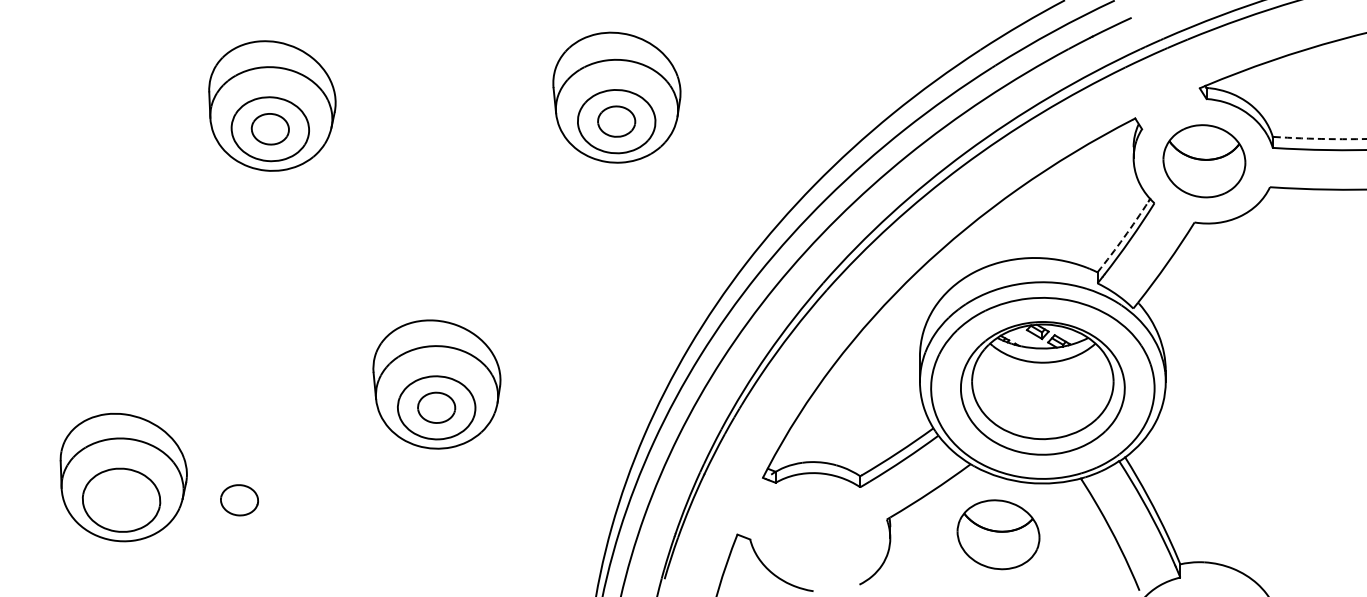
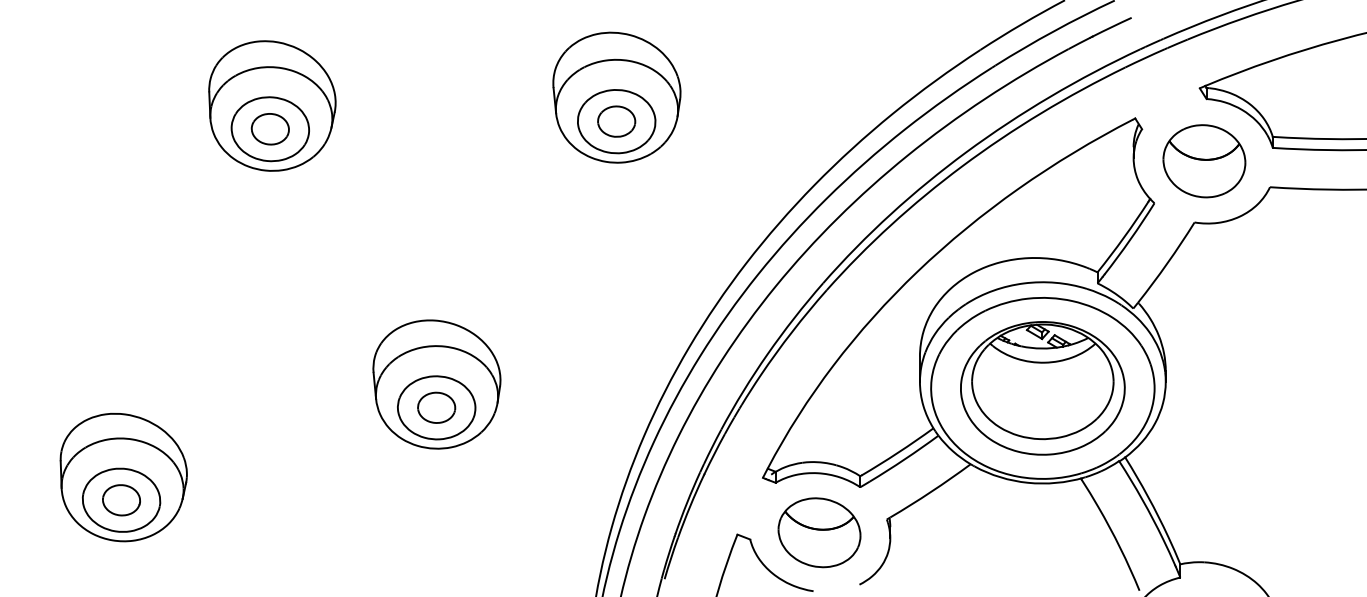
arc: dashed -> solid (1320, 138)
arc: dashed -> solid (1124, 237)
part position: (239, 500) -> (121, 500) (121, 500)
part position: (998, 534) -> (819, 532) (819, 532)
